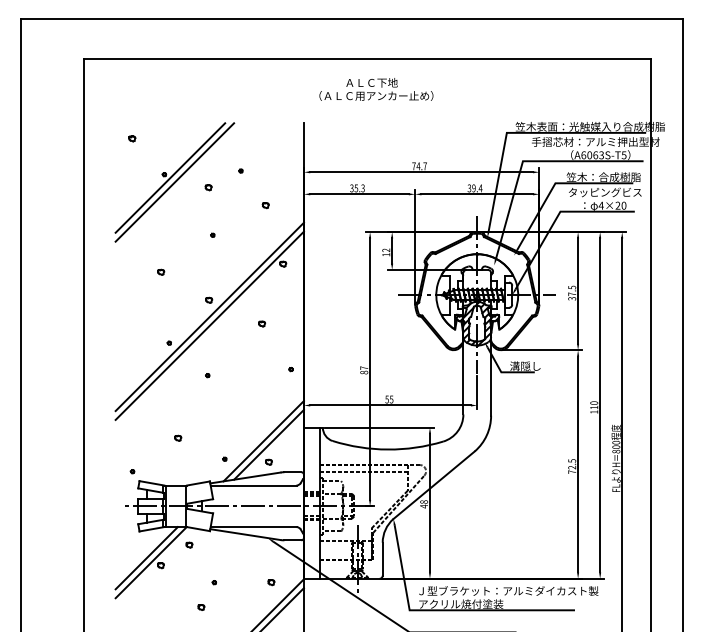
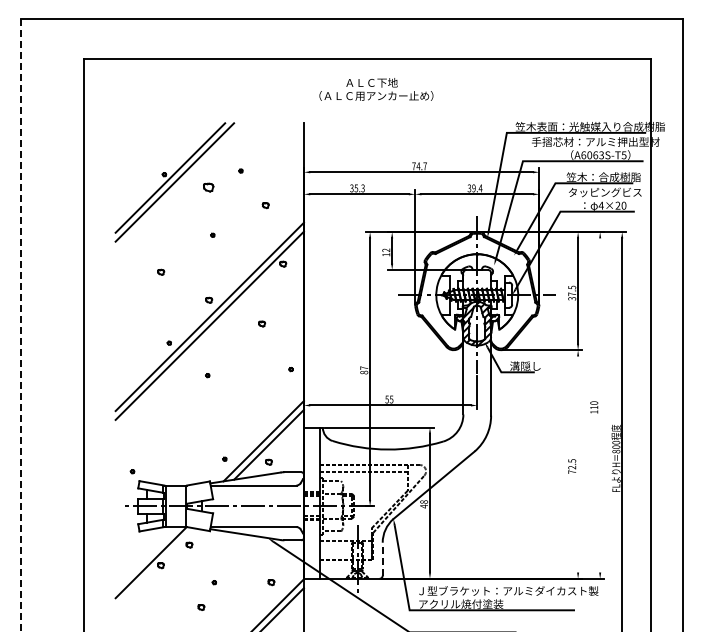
part: present -> none (132, 138)
part size: 9x8 px -> 12x11 px (208, 187)
line: solid -> dashed (21, 326)
line: present -> none (600, 405)
part: present -> none (178, 437)
line: present -> none (578, 464)
line: present -> none (146, 558)
line: solid -> dashed (382, 558)
